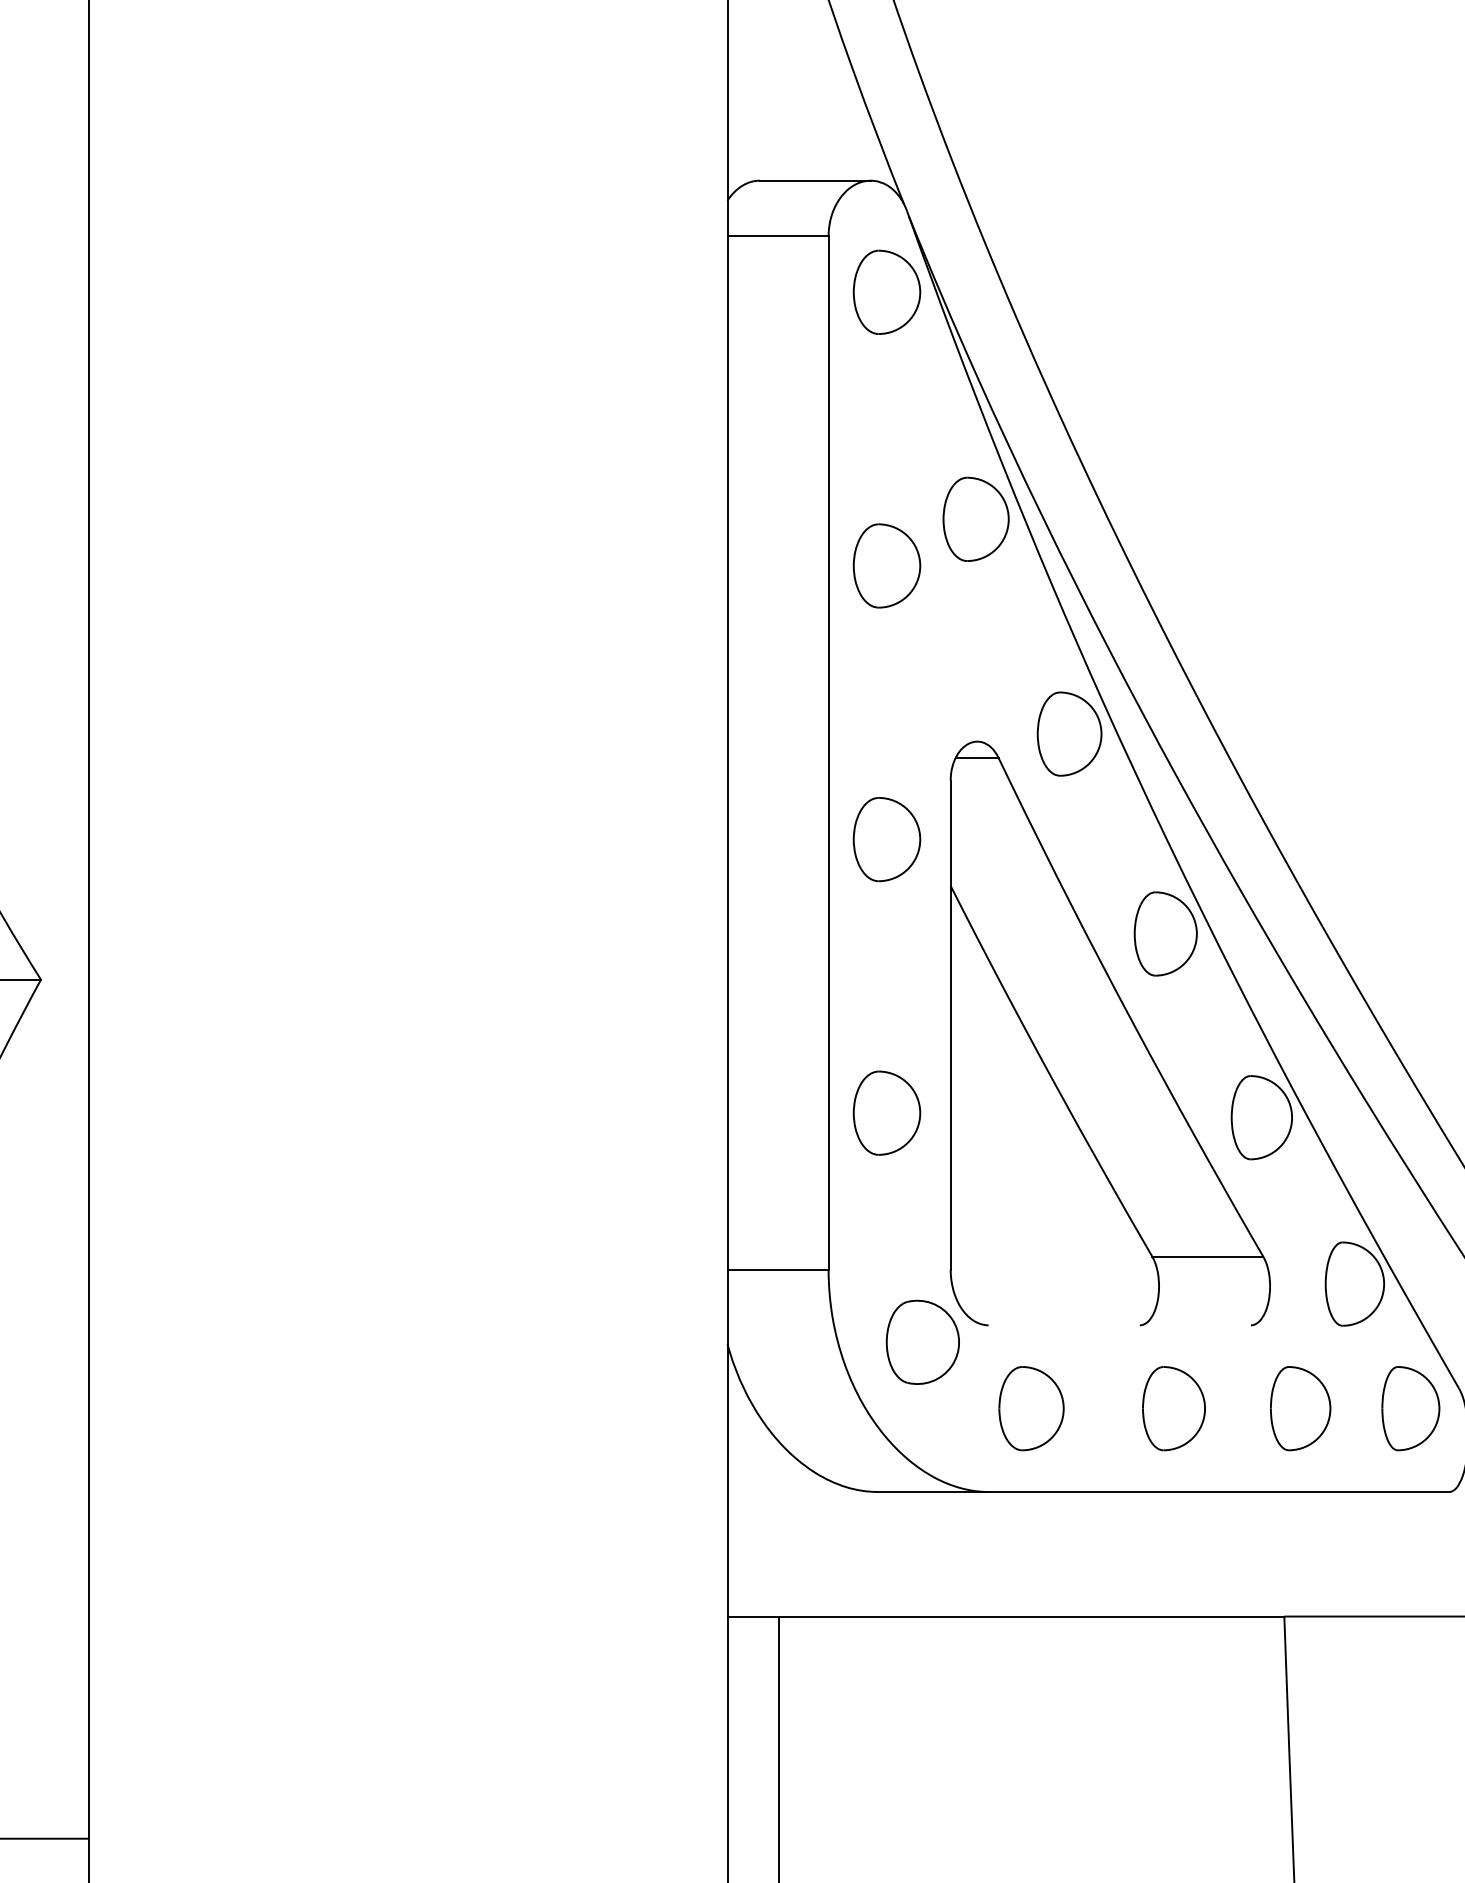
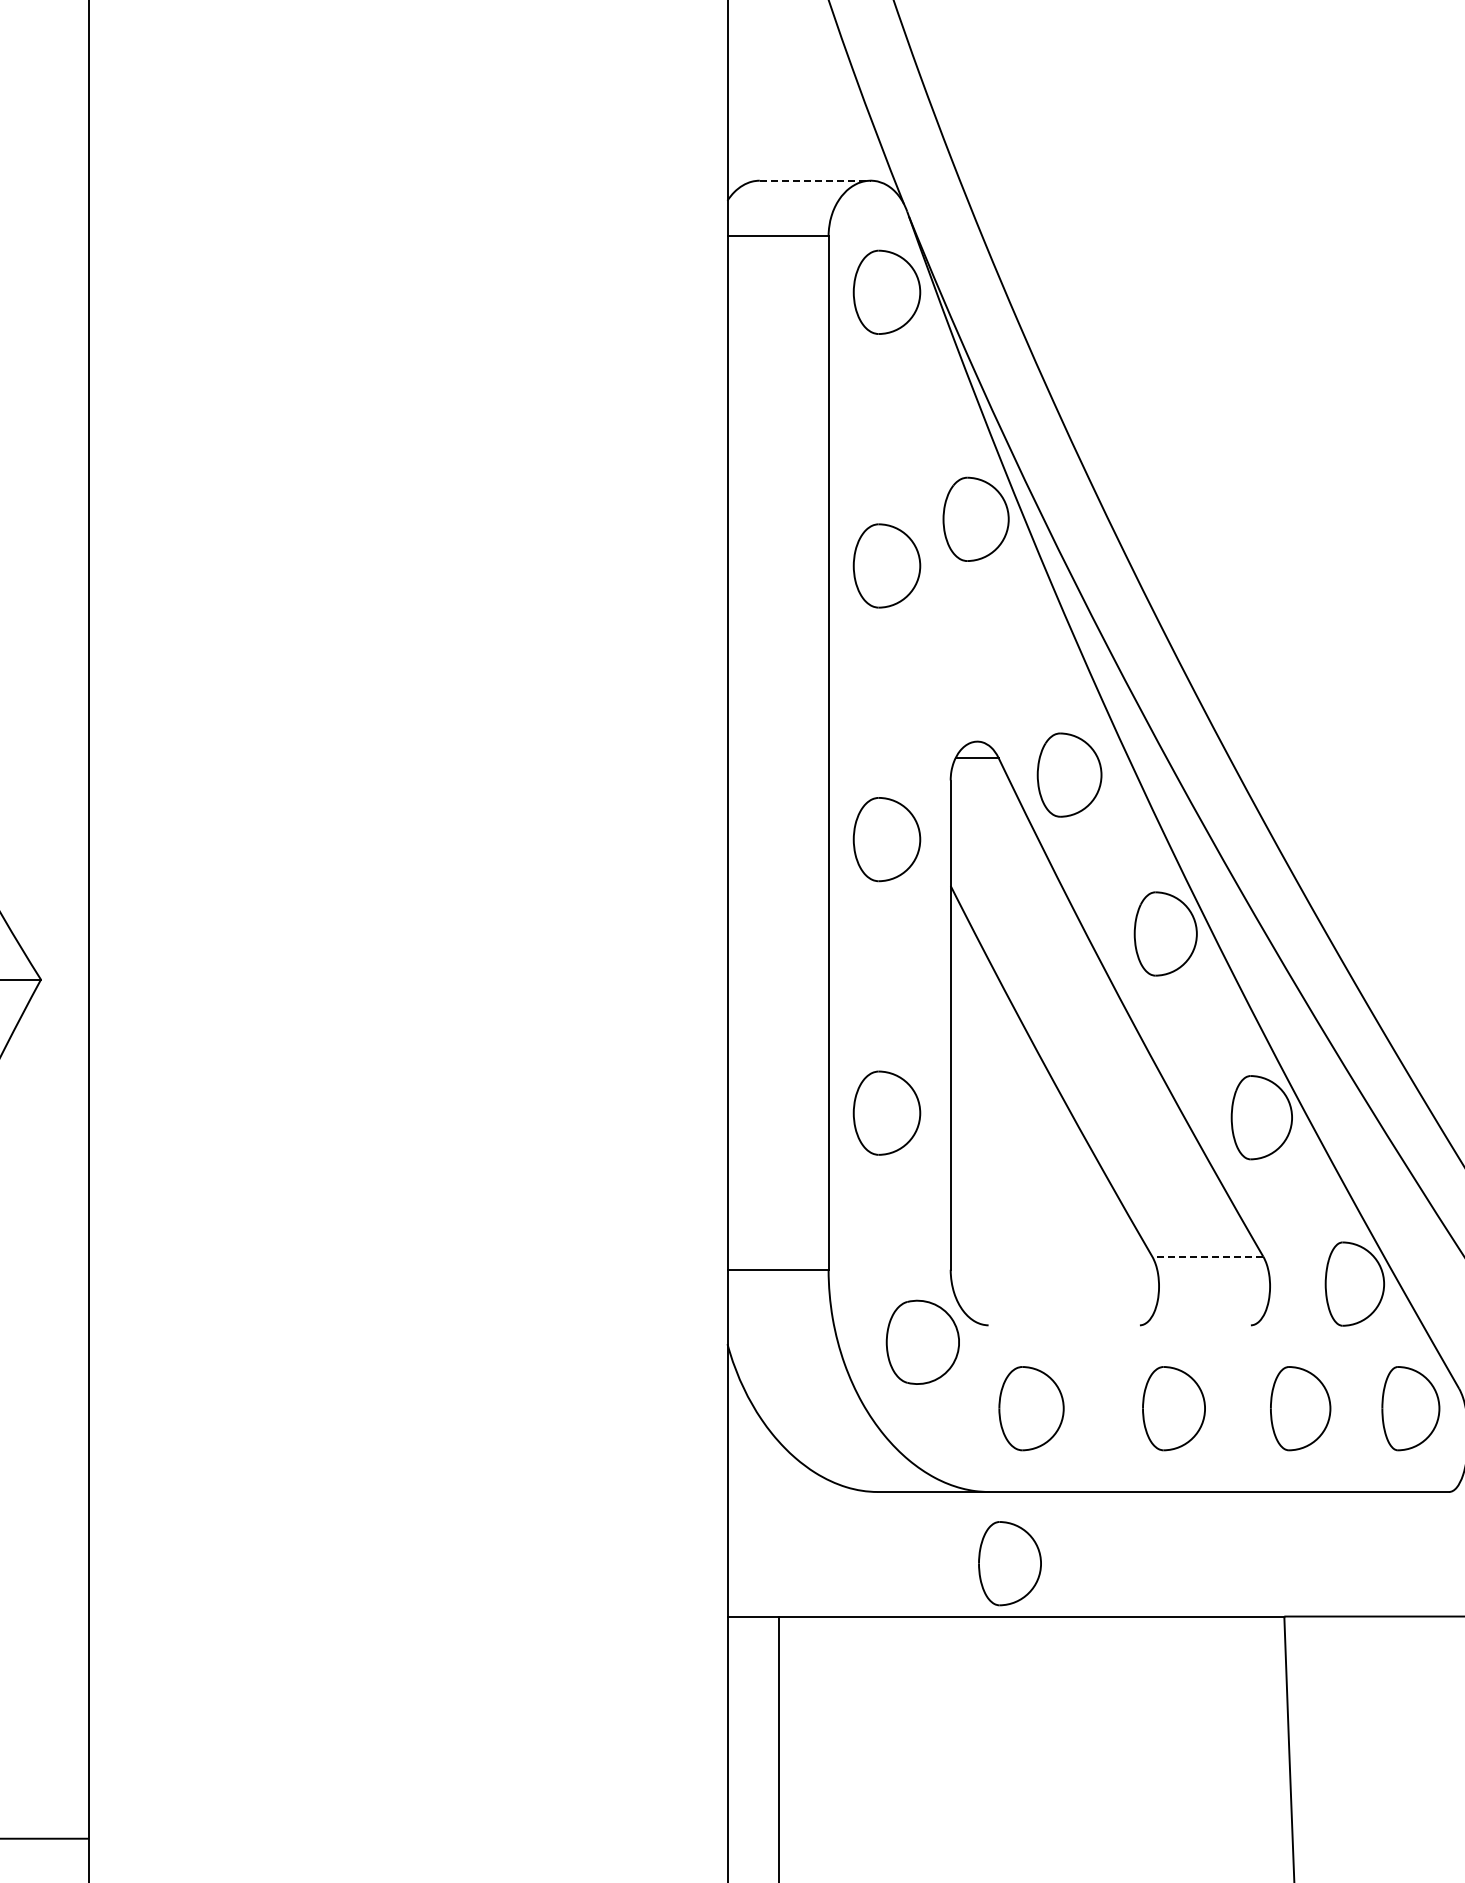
line: solid -> dashed (815, 180)
part position: (1069, 733) -> (1069, 774) (1069, 774)
line: solid -> dashed (1207, 1256)
part: none -> present (1009, 1563)
